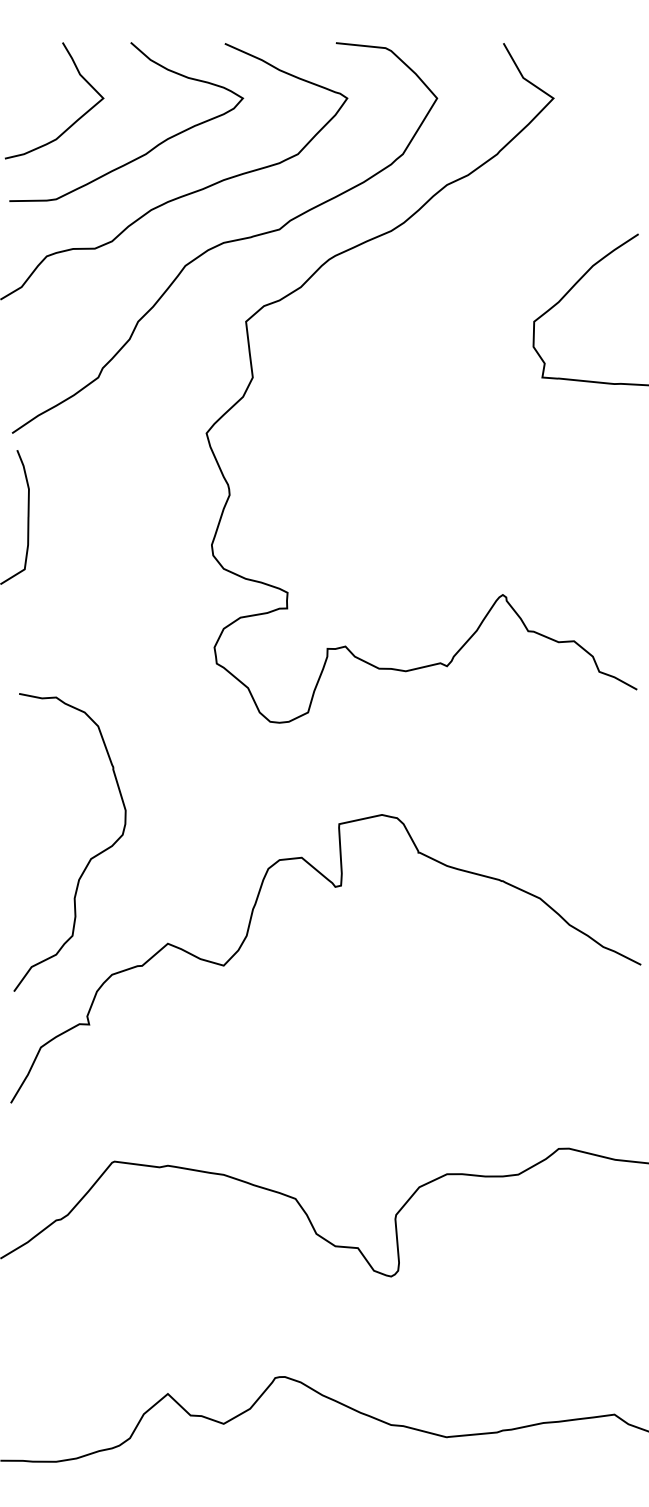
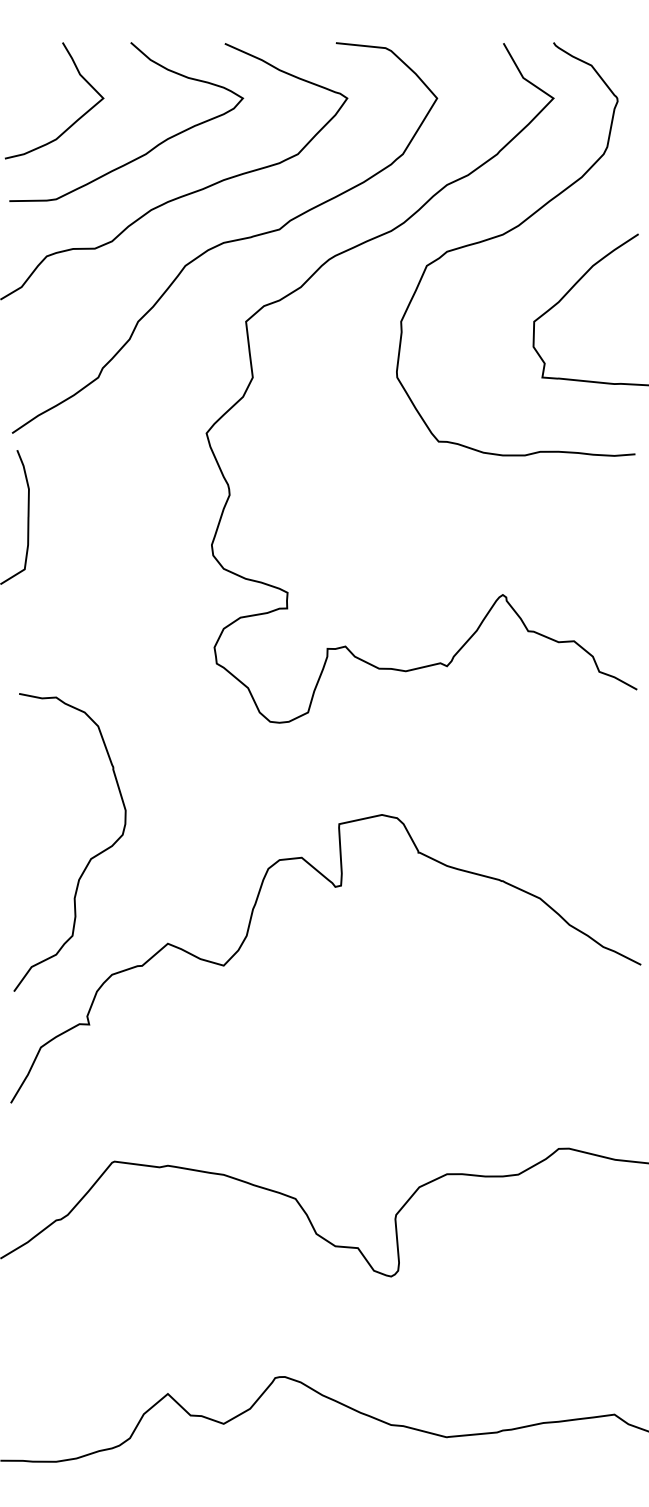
curve: none -> present (507, 233)
